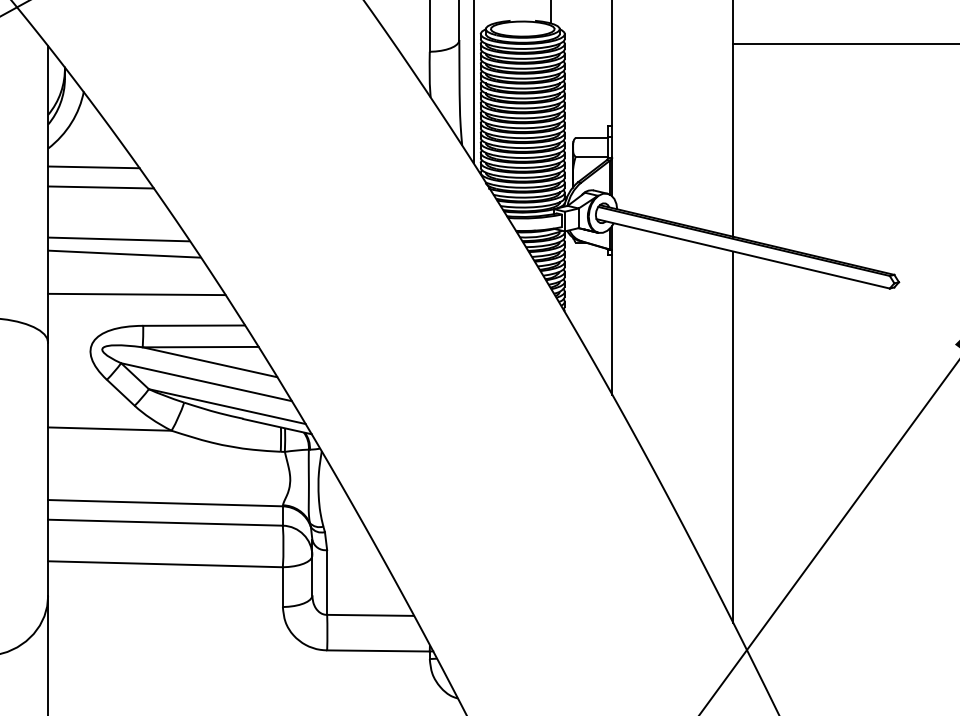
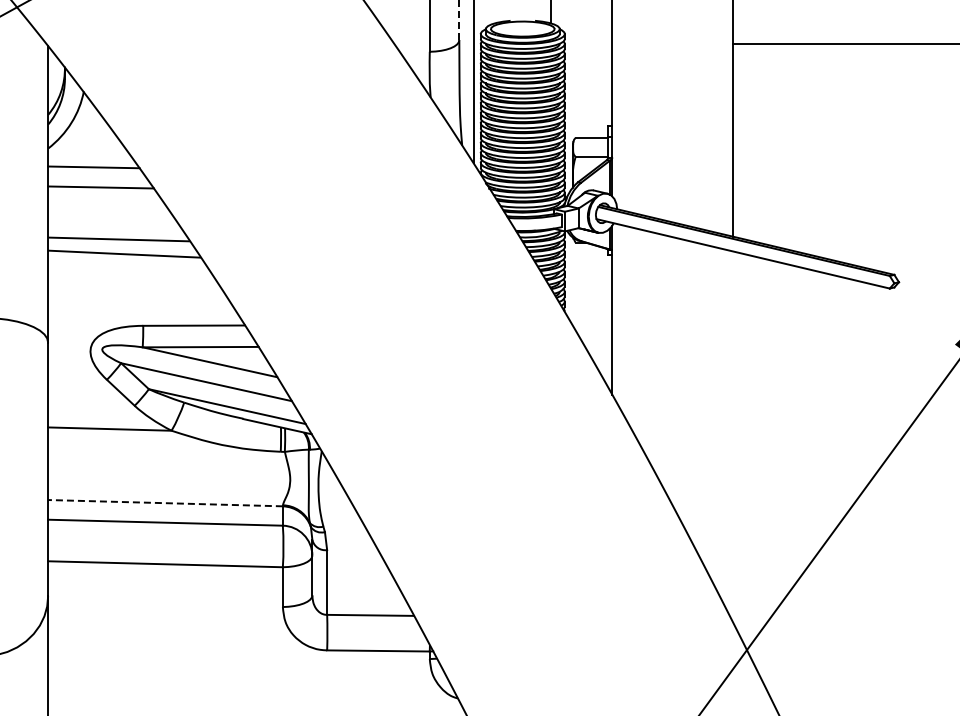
line: solid -> dashed (459, 20)
line: present -> none (136, 294)
line: present -> none (733, 437)
line: solid -> dashed (165, 503)
